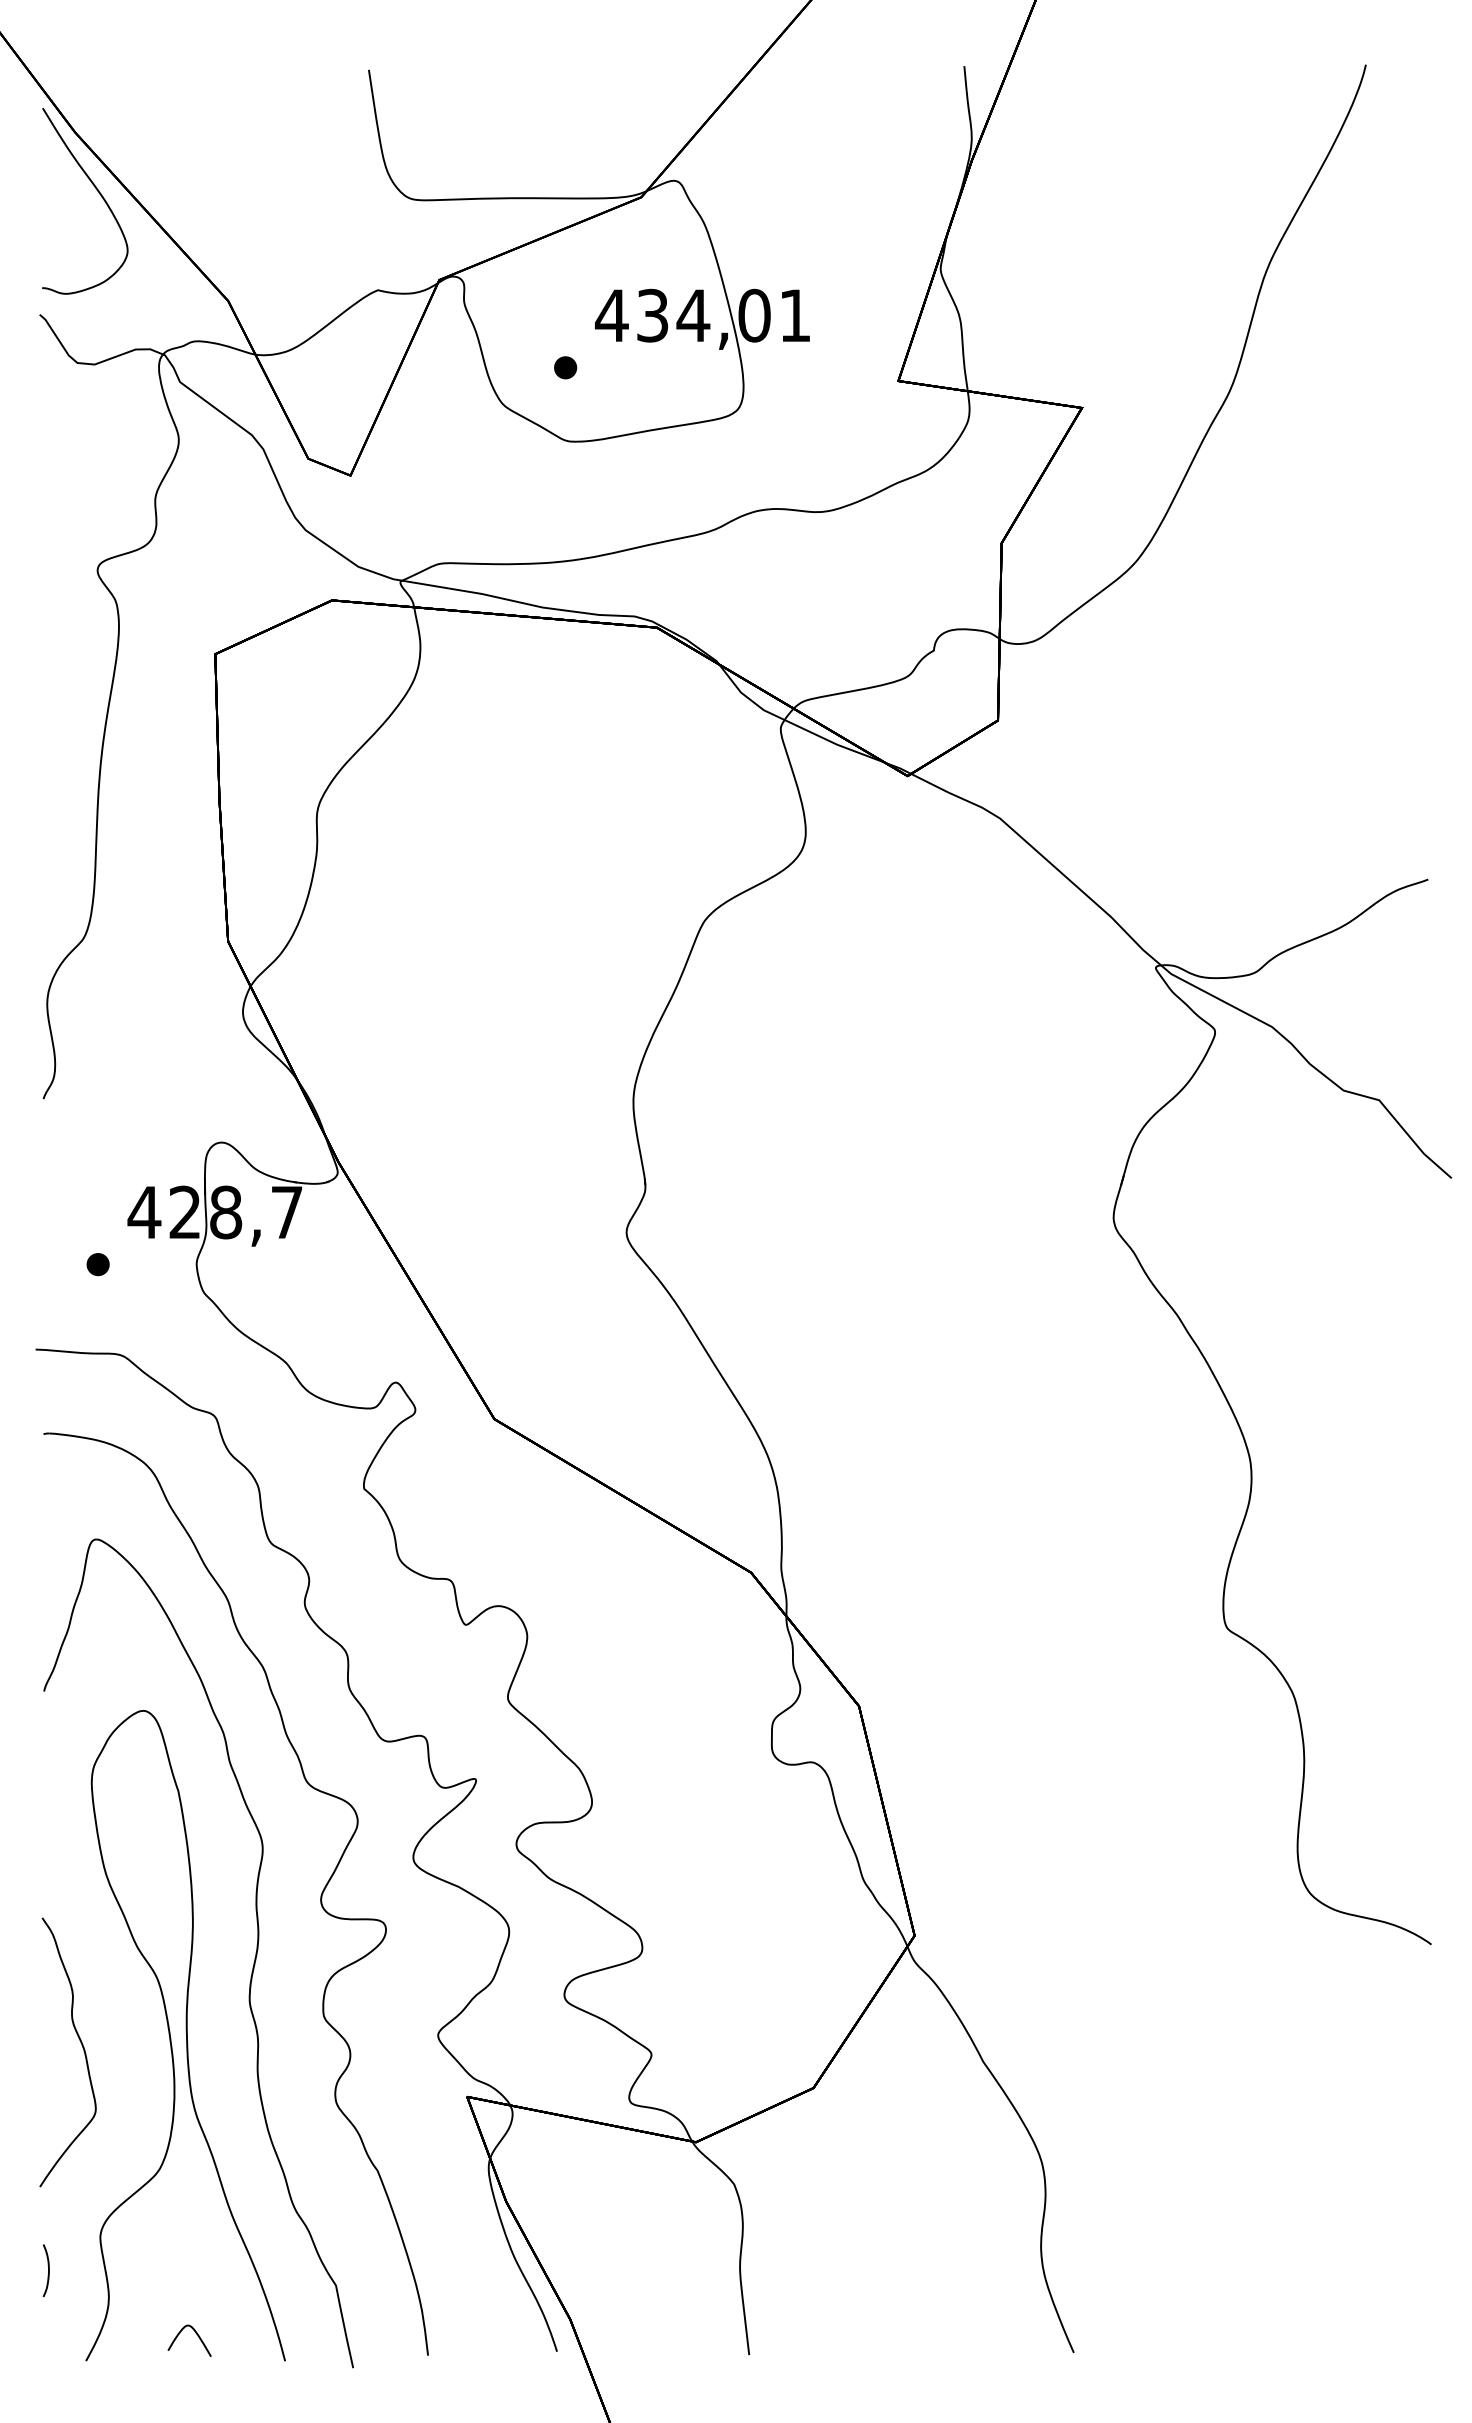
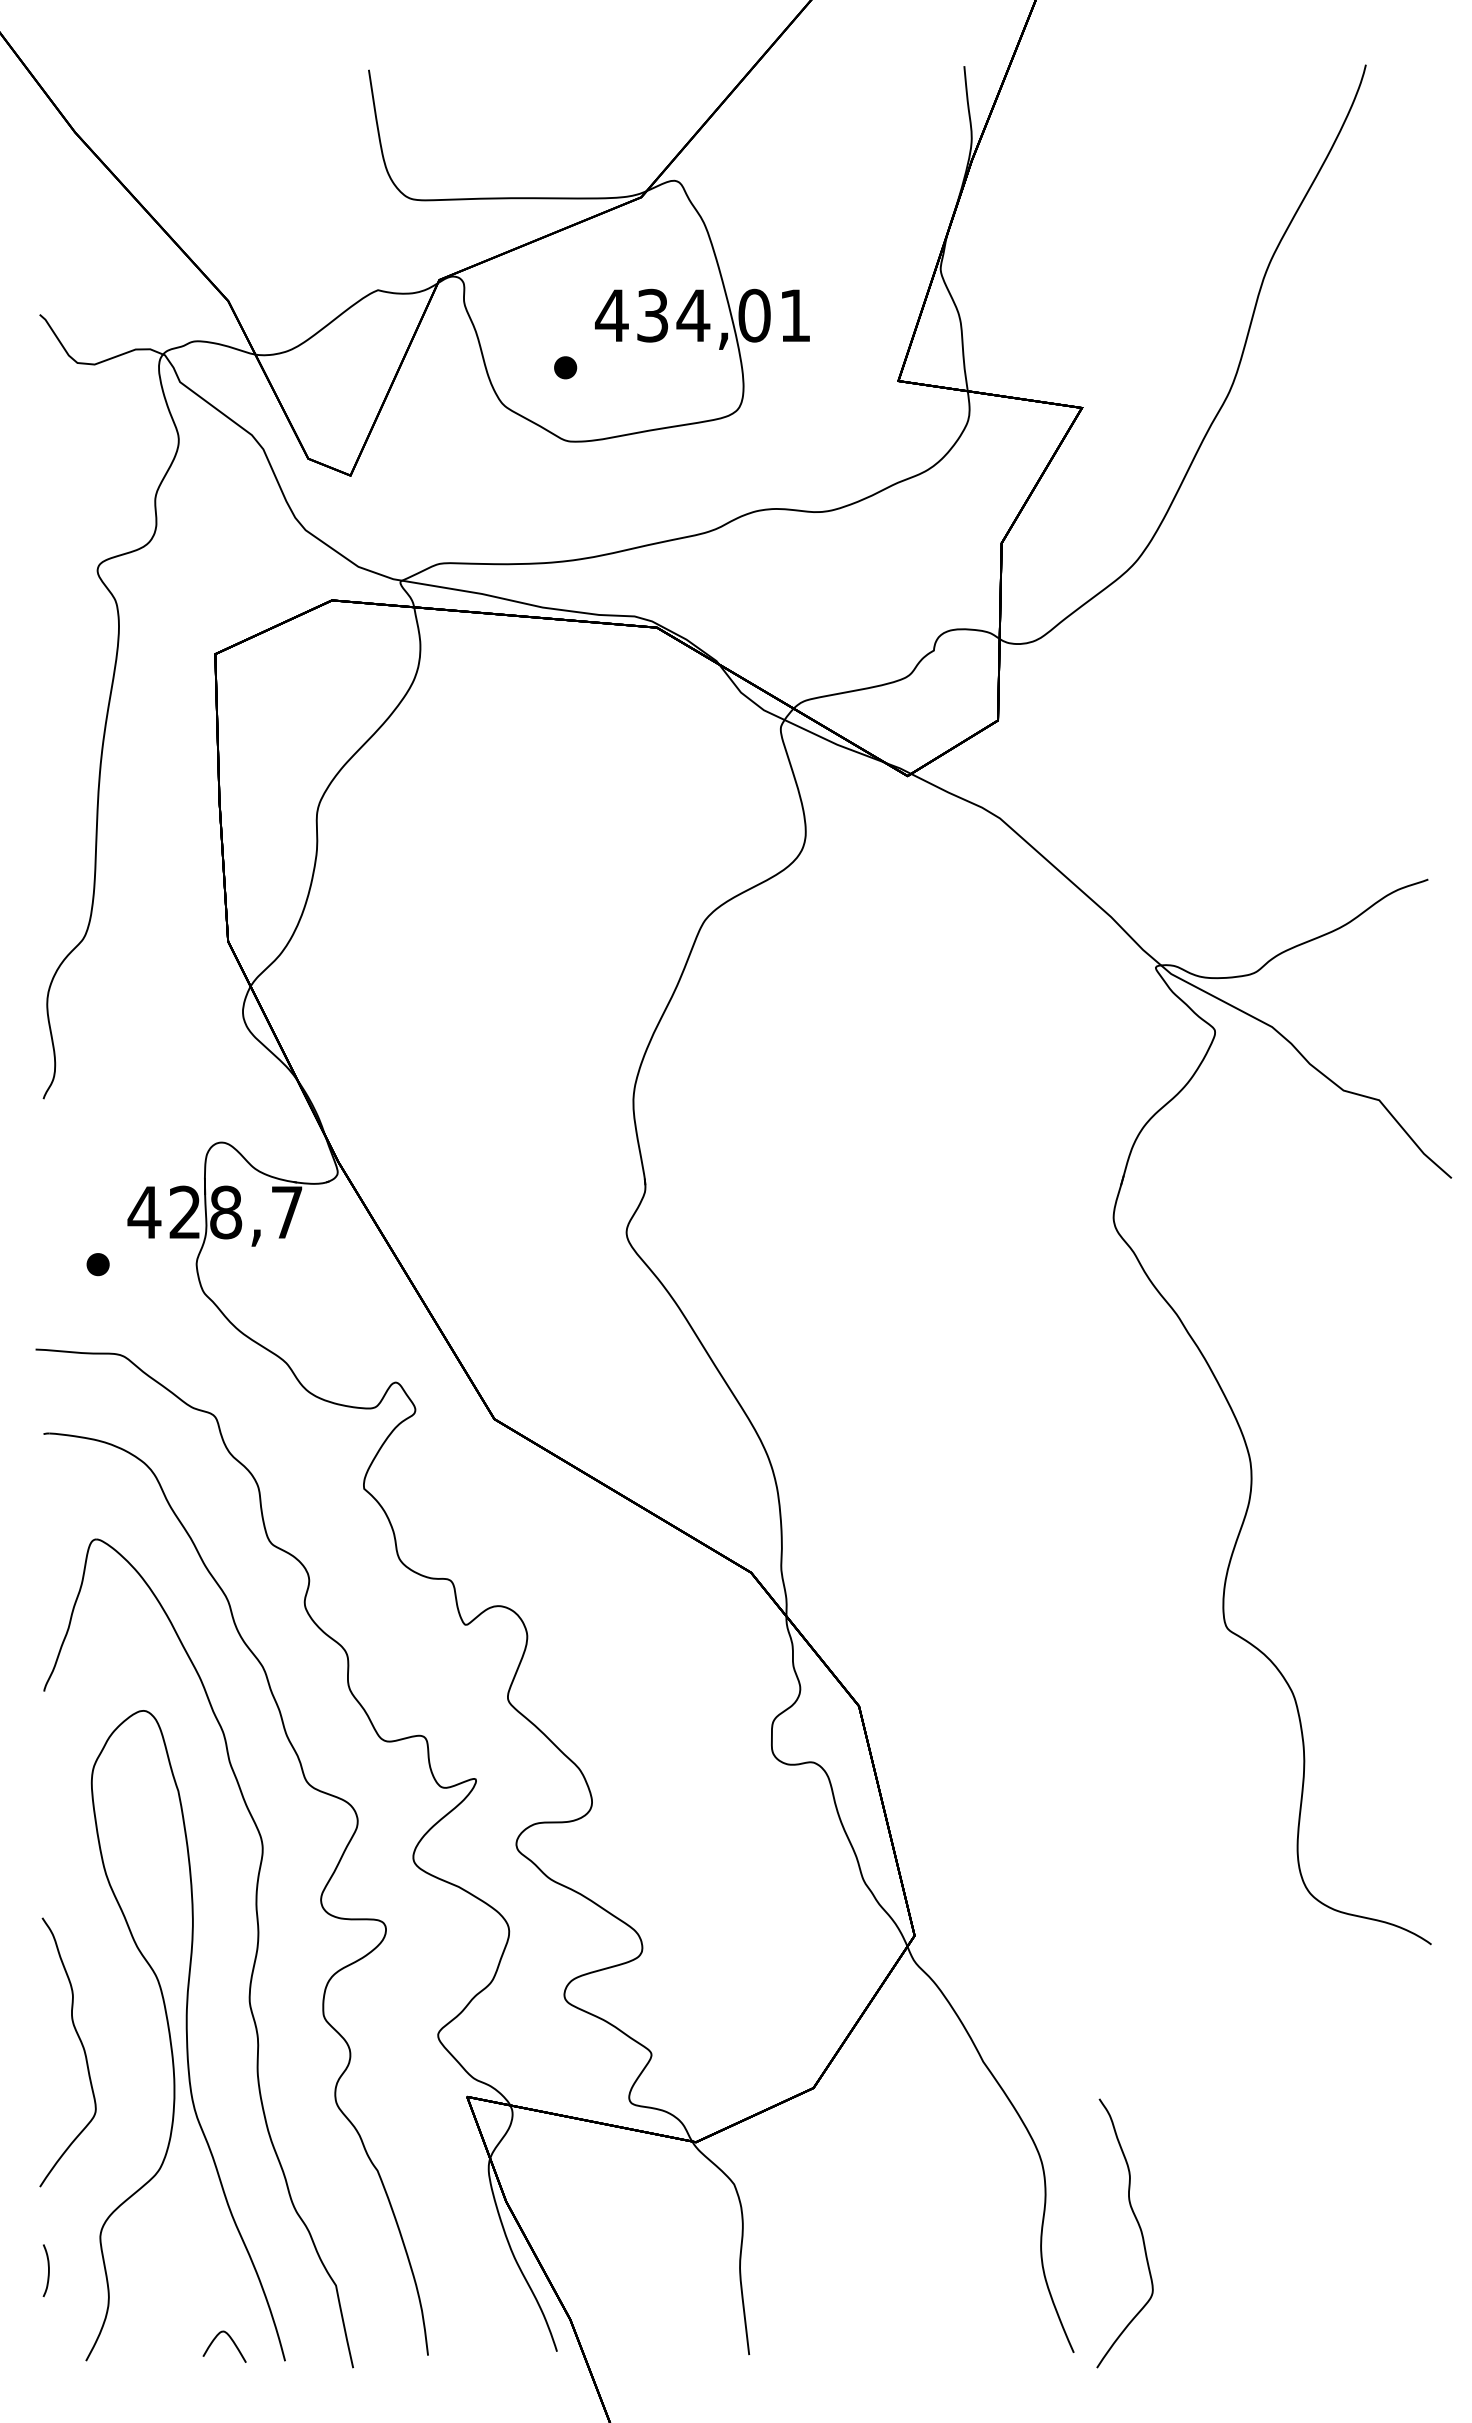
curve: present -> none (96, 190)
curve: none -> present (1139, 2229)
curve position: (197, 2336) -> (232, 2342) (232, 2342)
